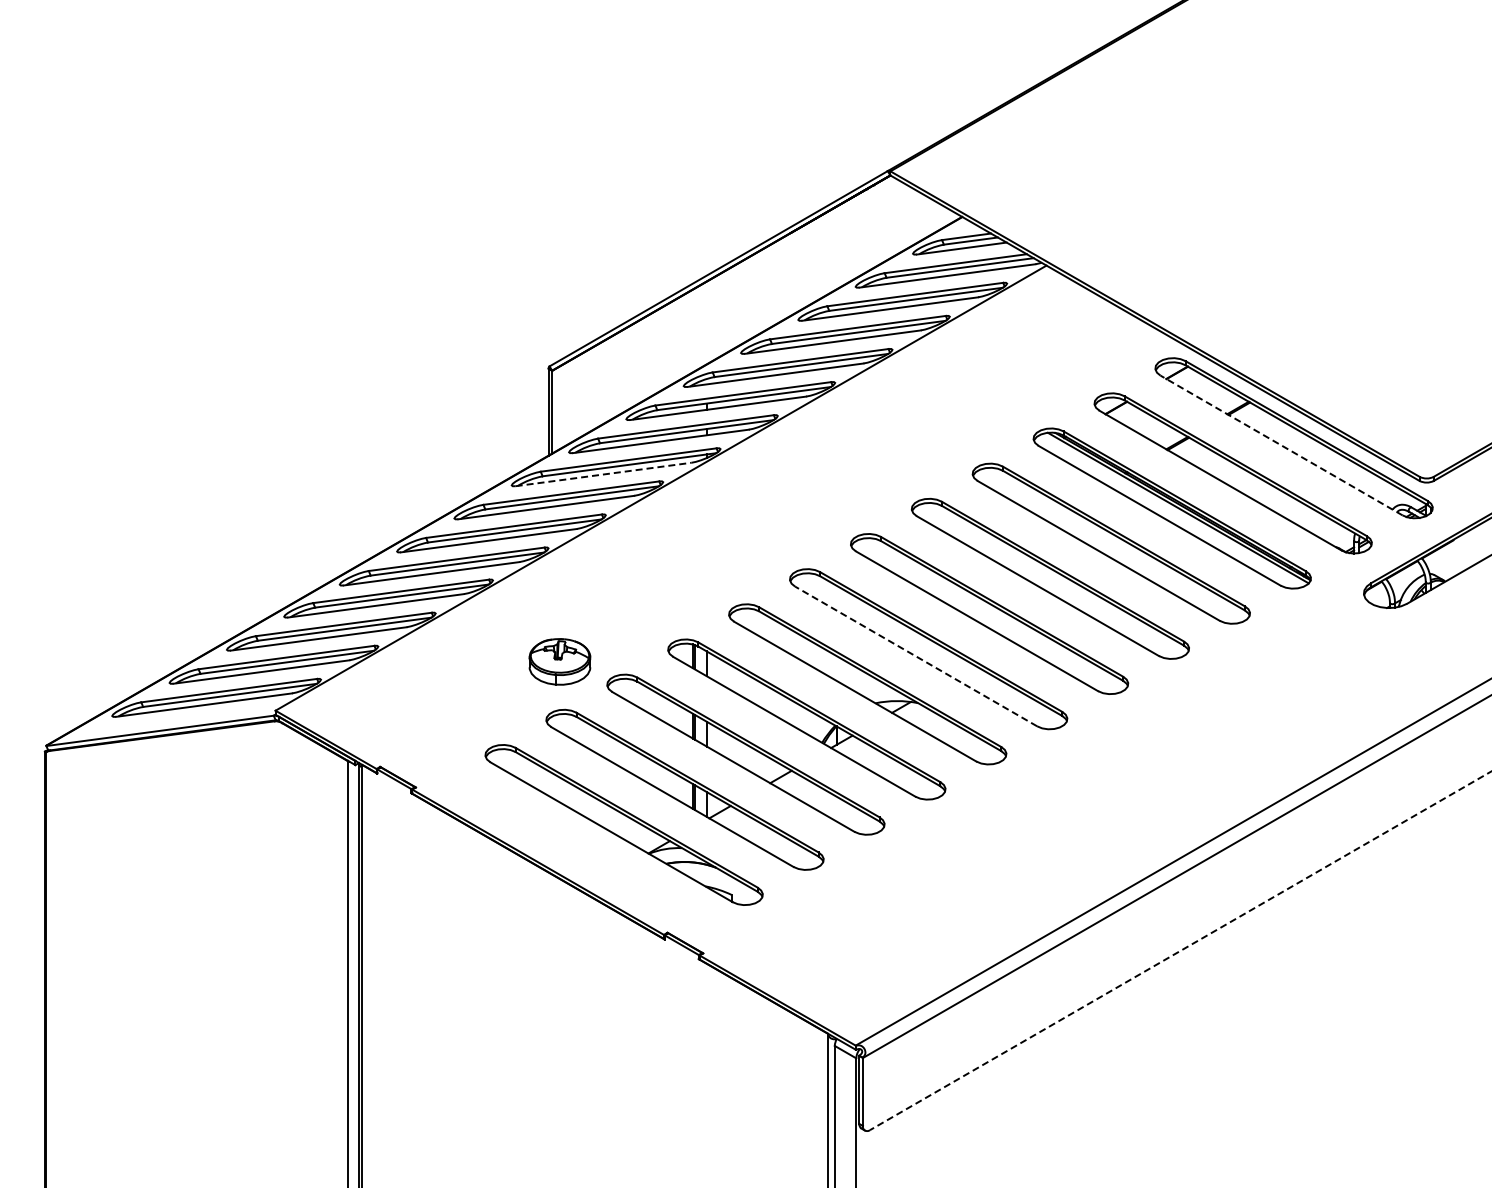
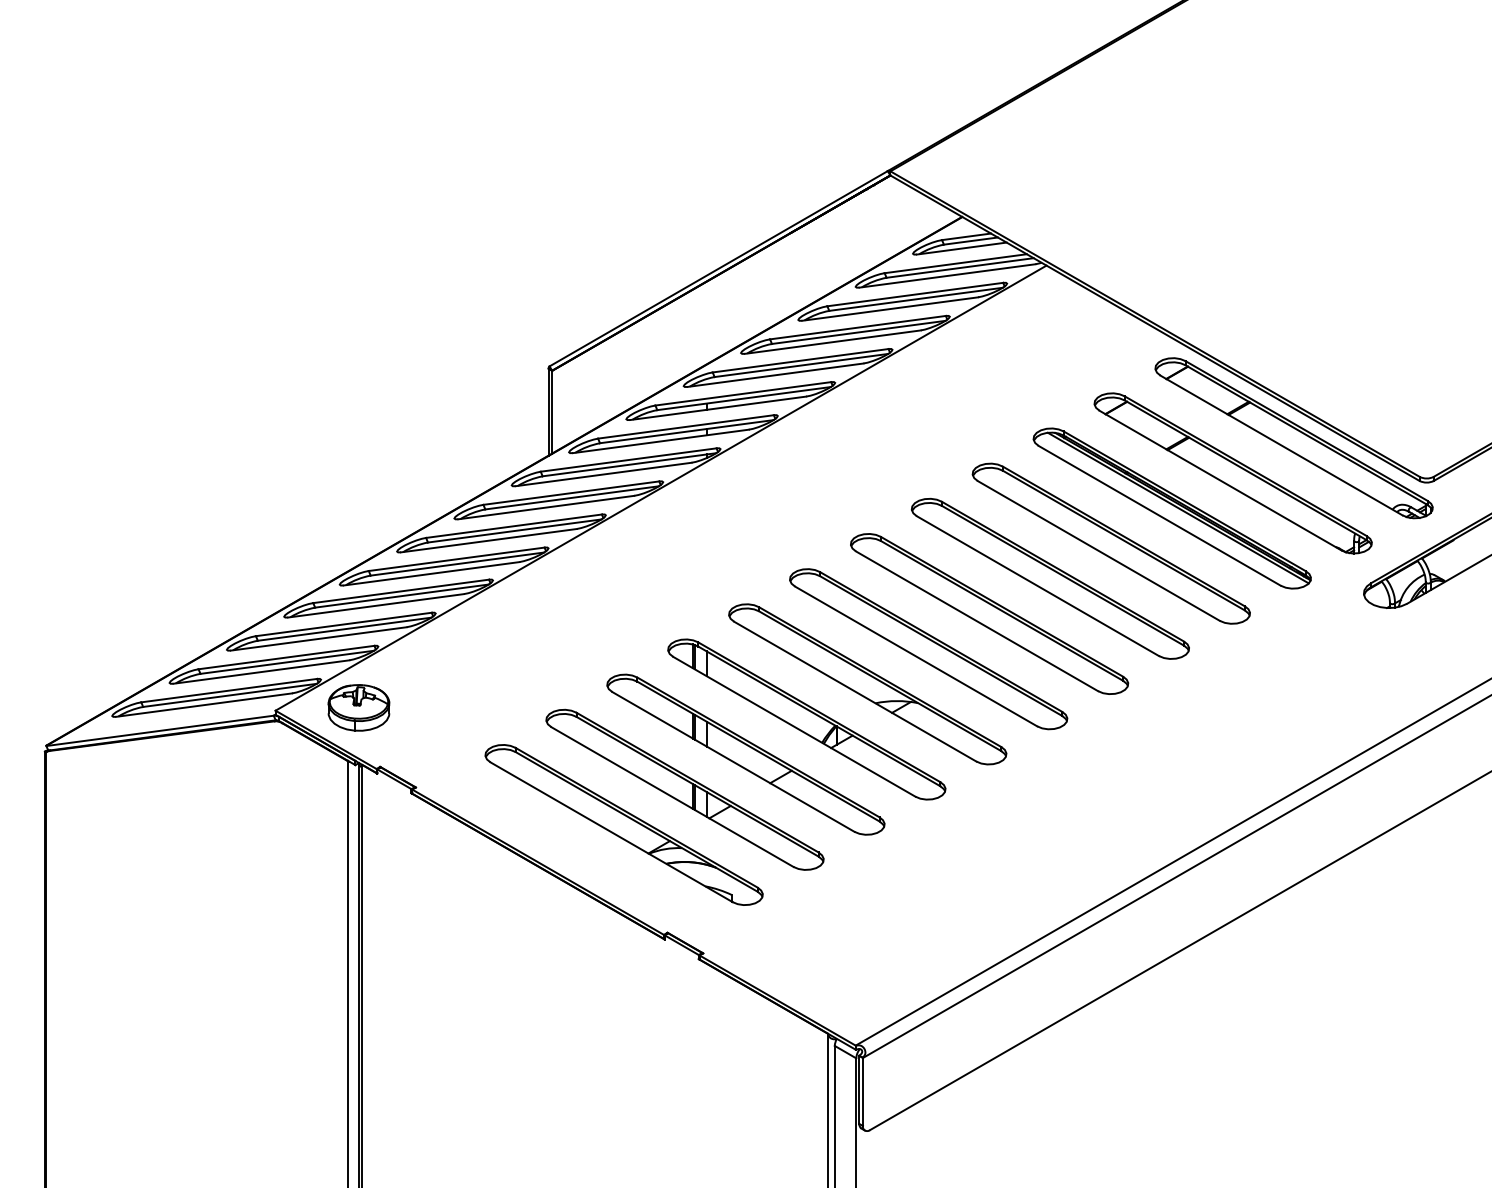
line: dashed -> solid (1281, 445)
line: dashed -> solid (603, 474)
line: dashed -> solid (916, 656)
part position: (559, 661) -> (358, 707) (358, 707)
line: dashed -> solid (1180, 950)
